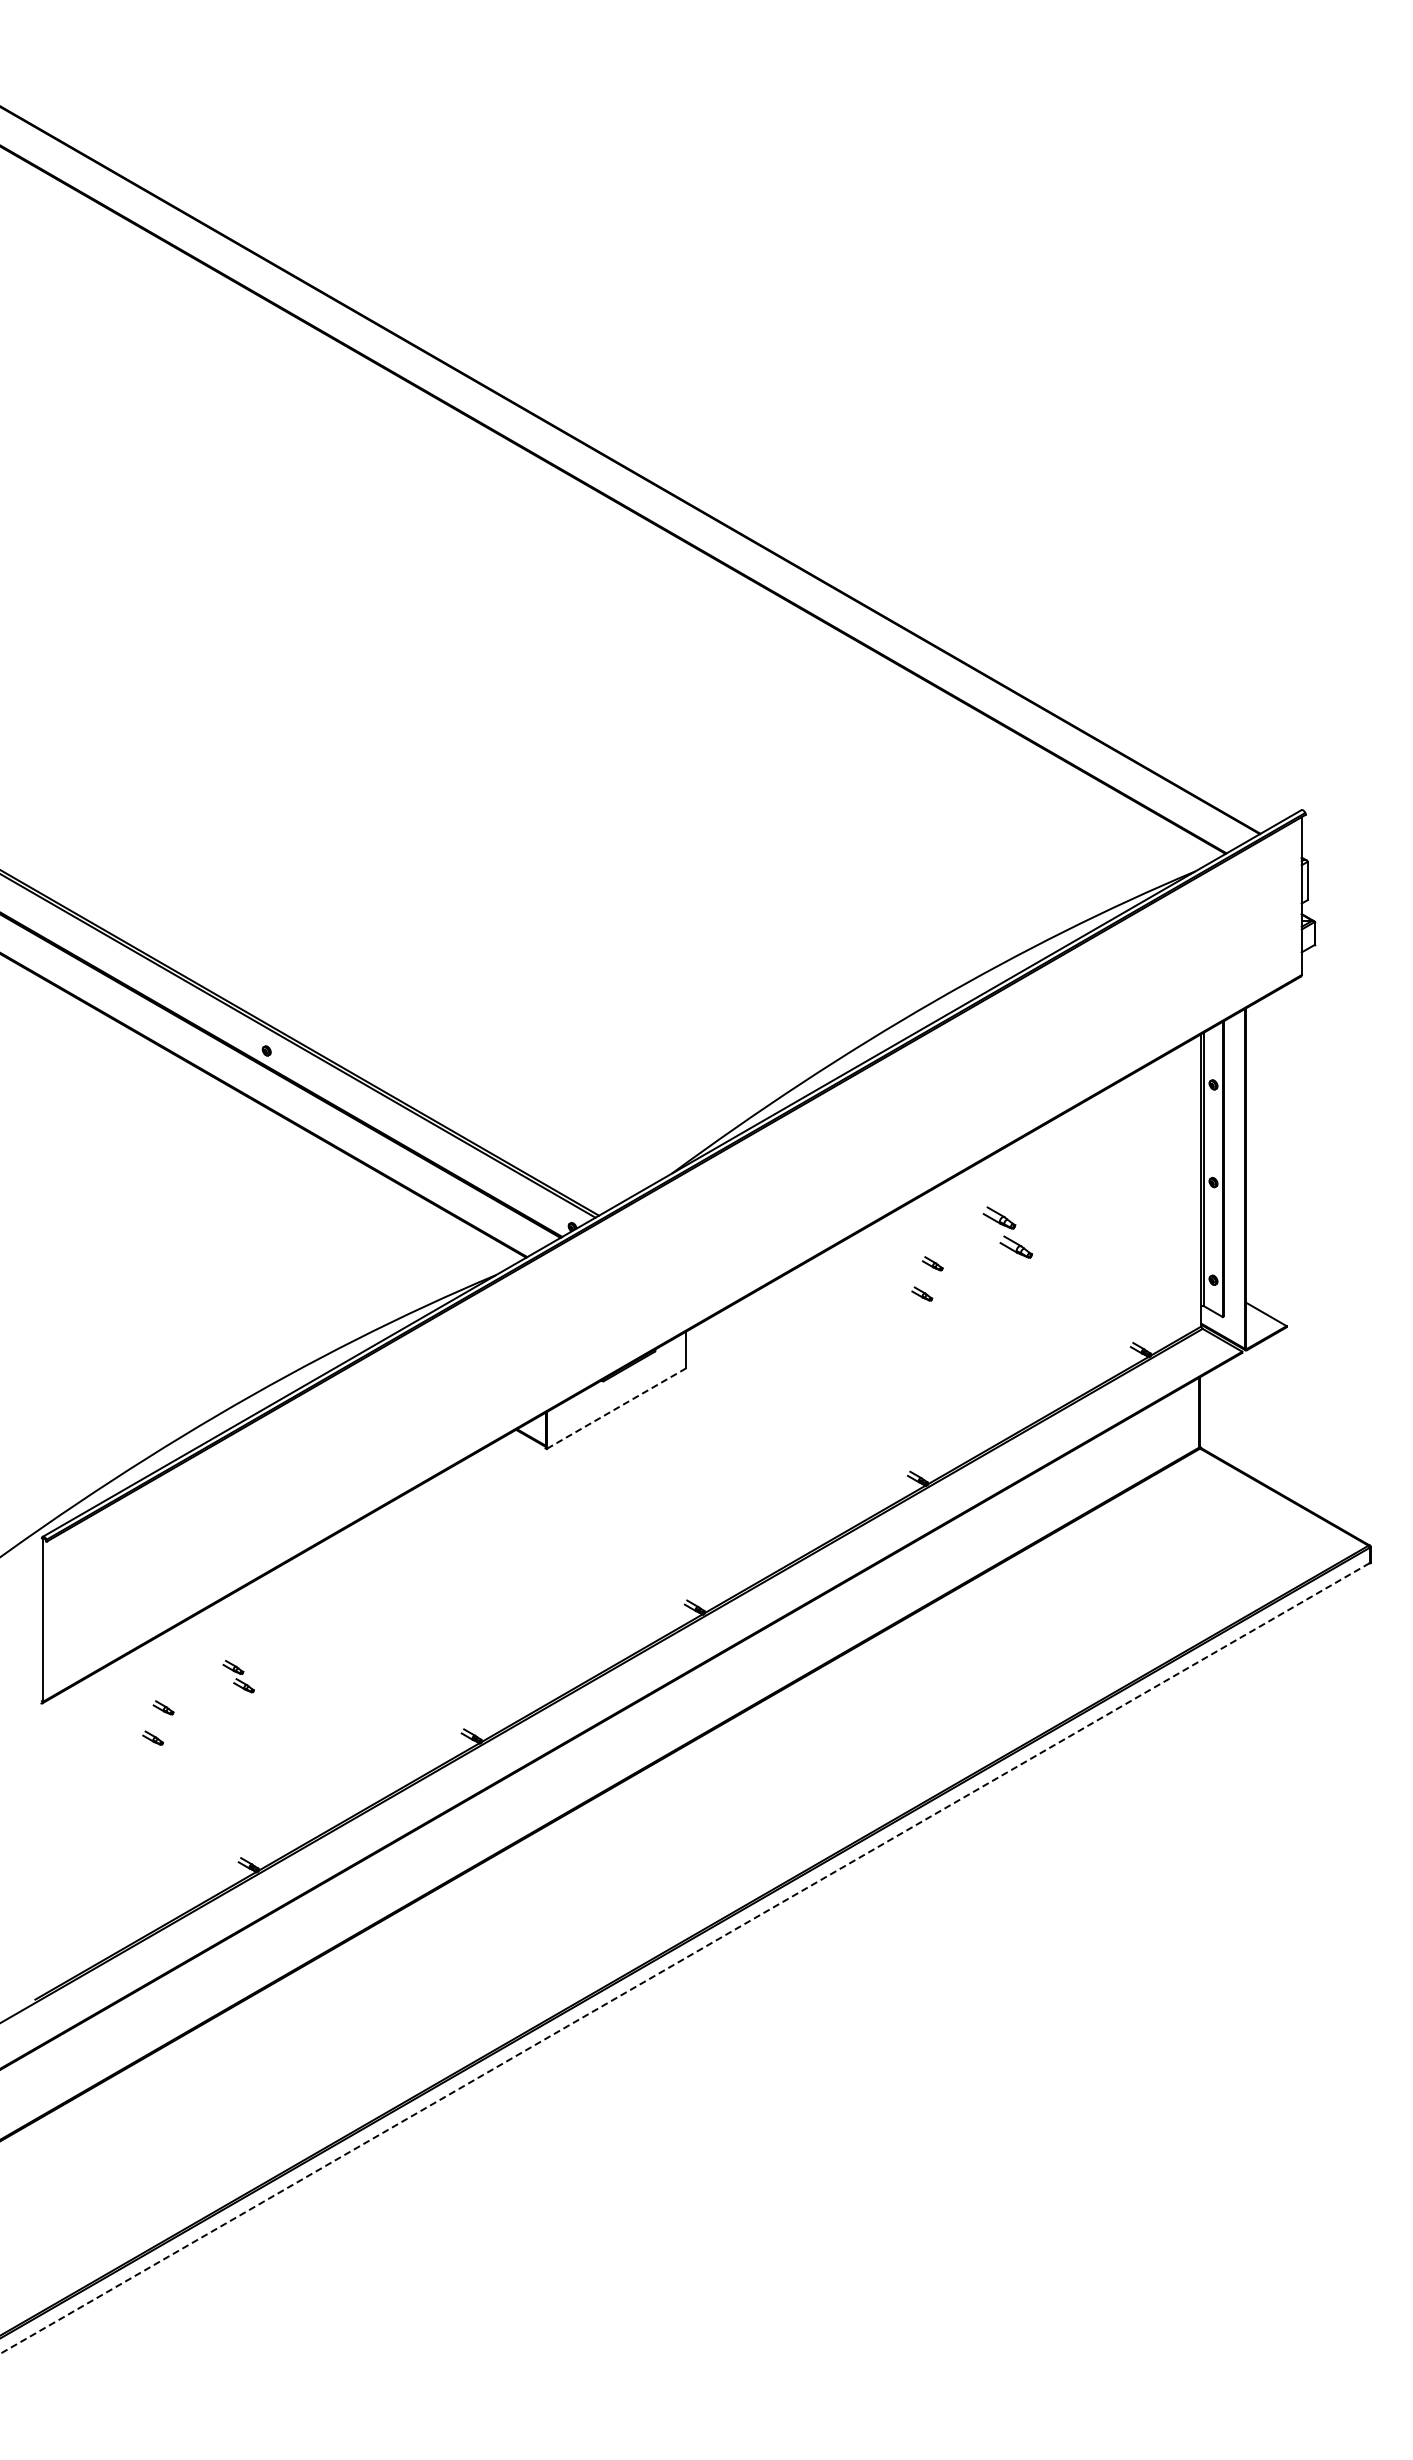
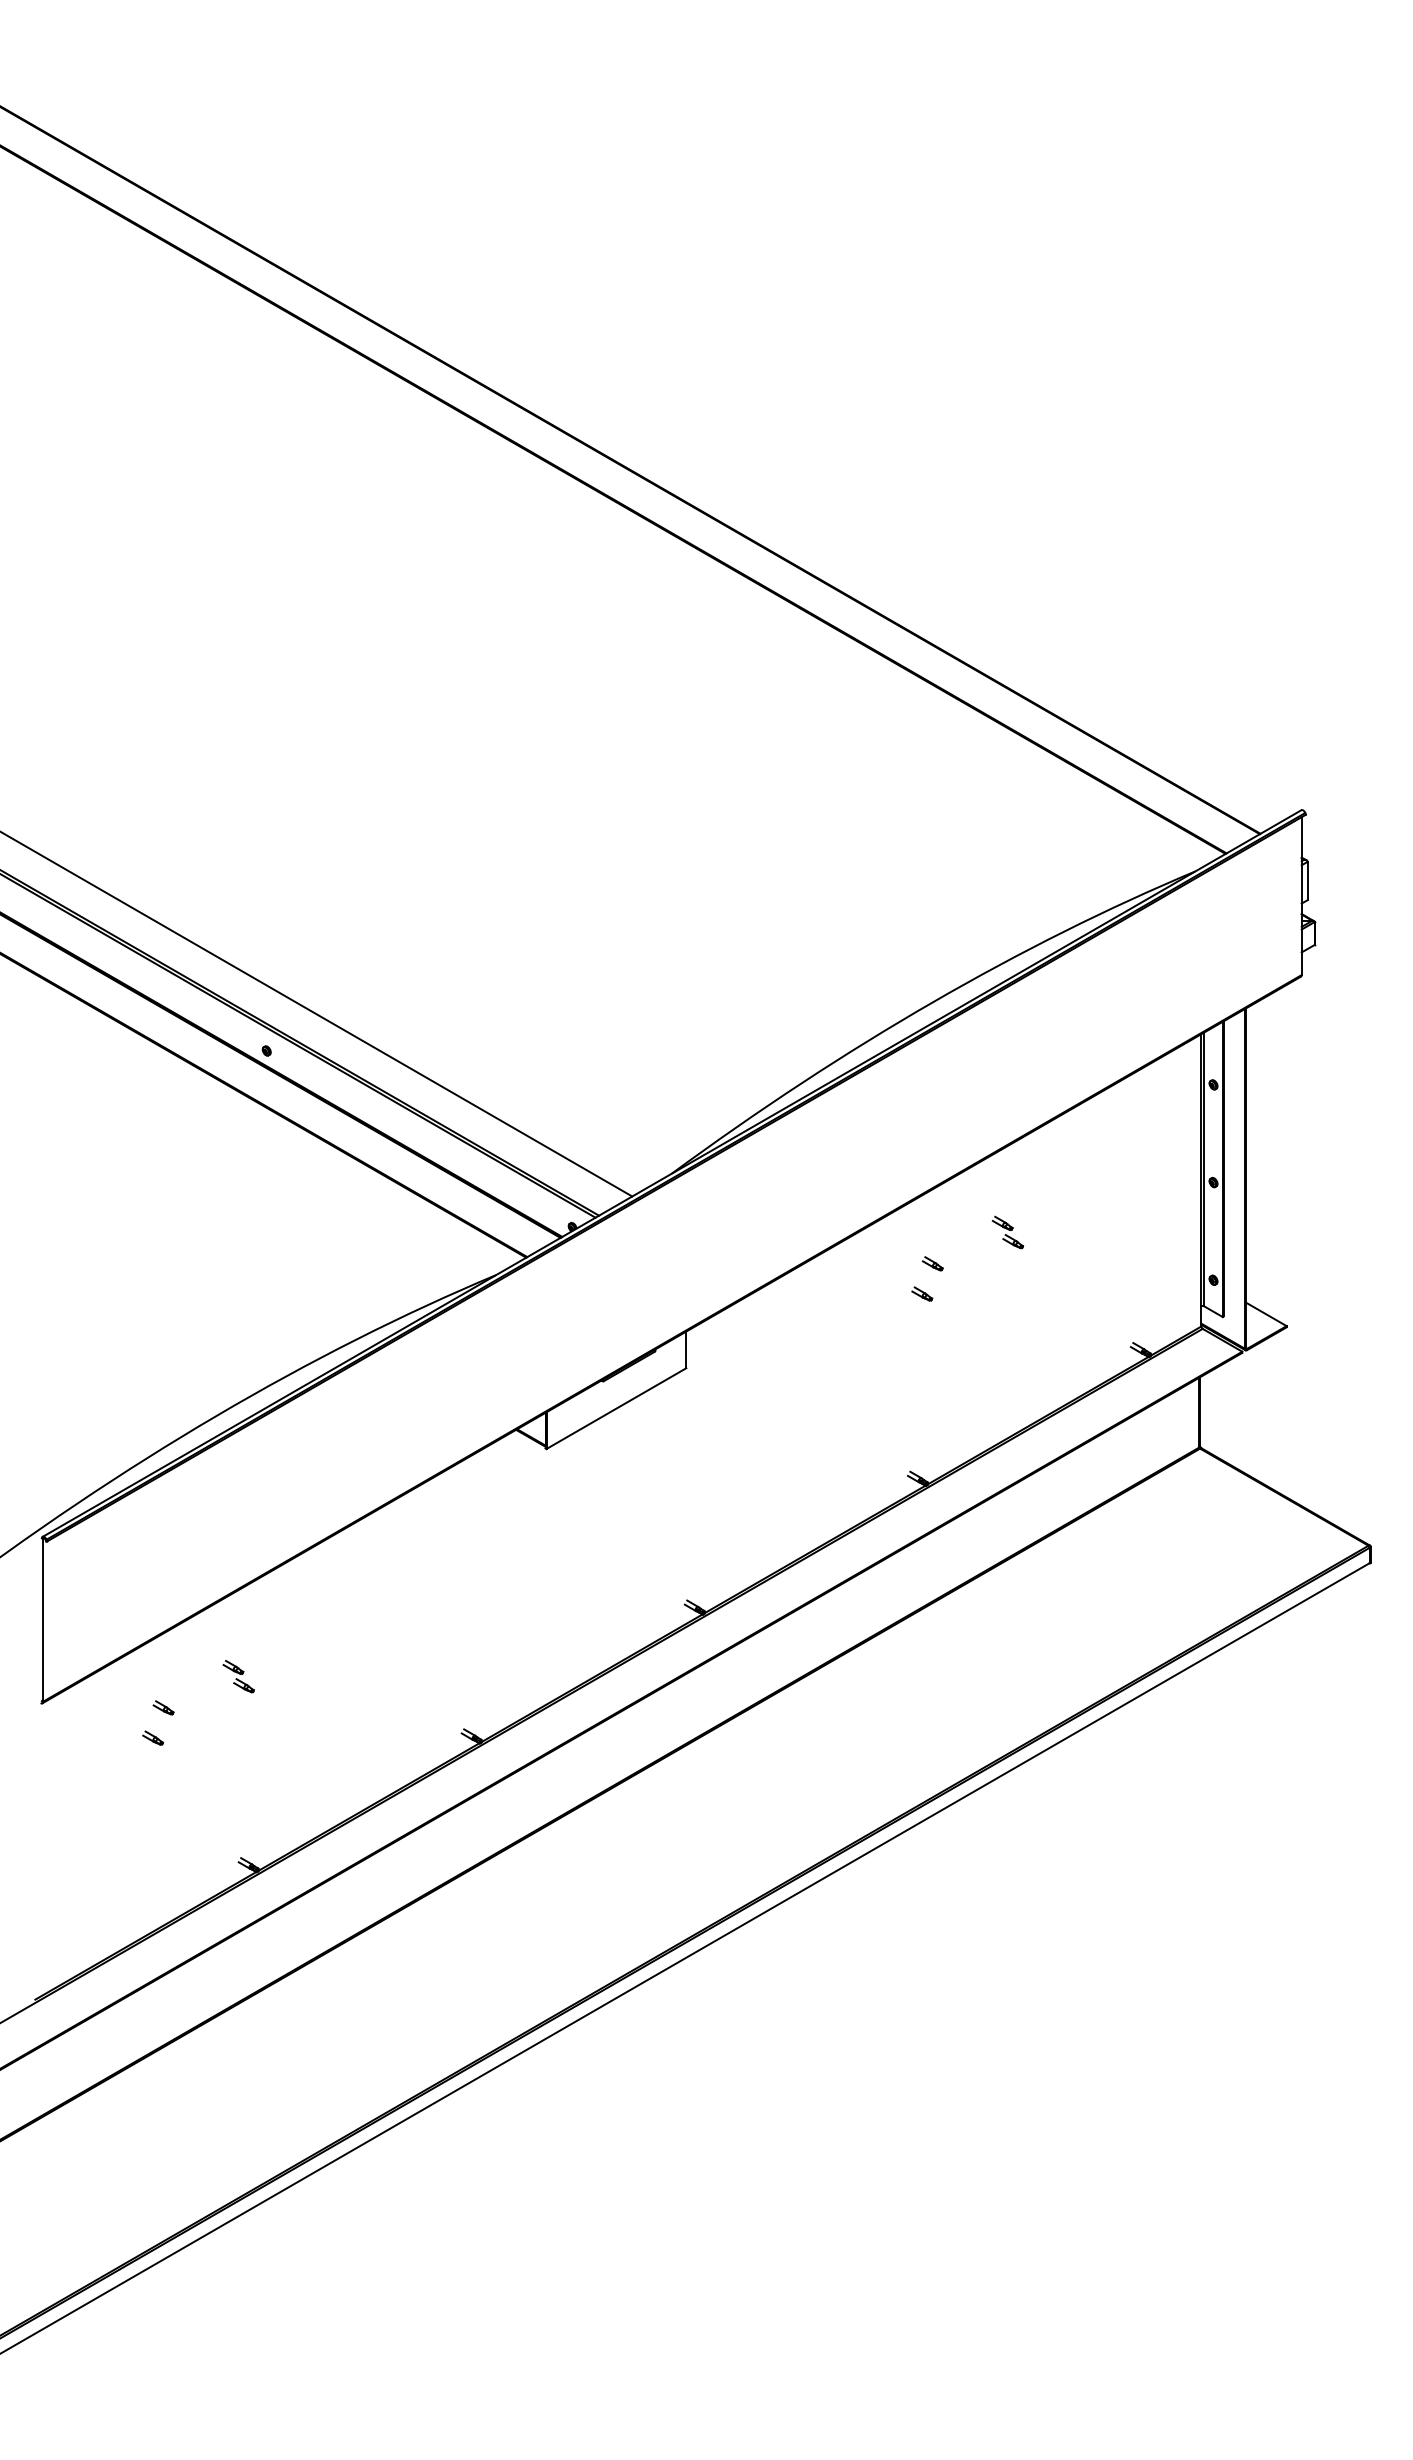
line: none -> present (317, 1014)
part size: 51x53 px -> 34x35 px (1007, 1232)
line: dashed -> solid (616, 1408)
line: dashed -> solid (685, 1958)
